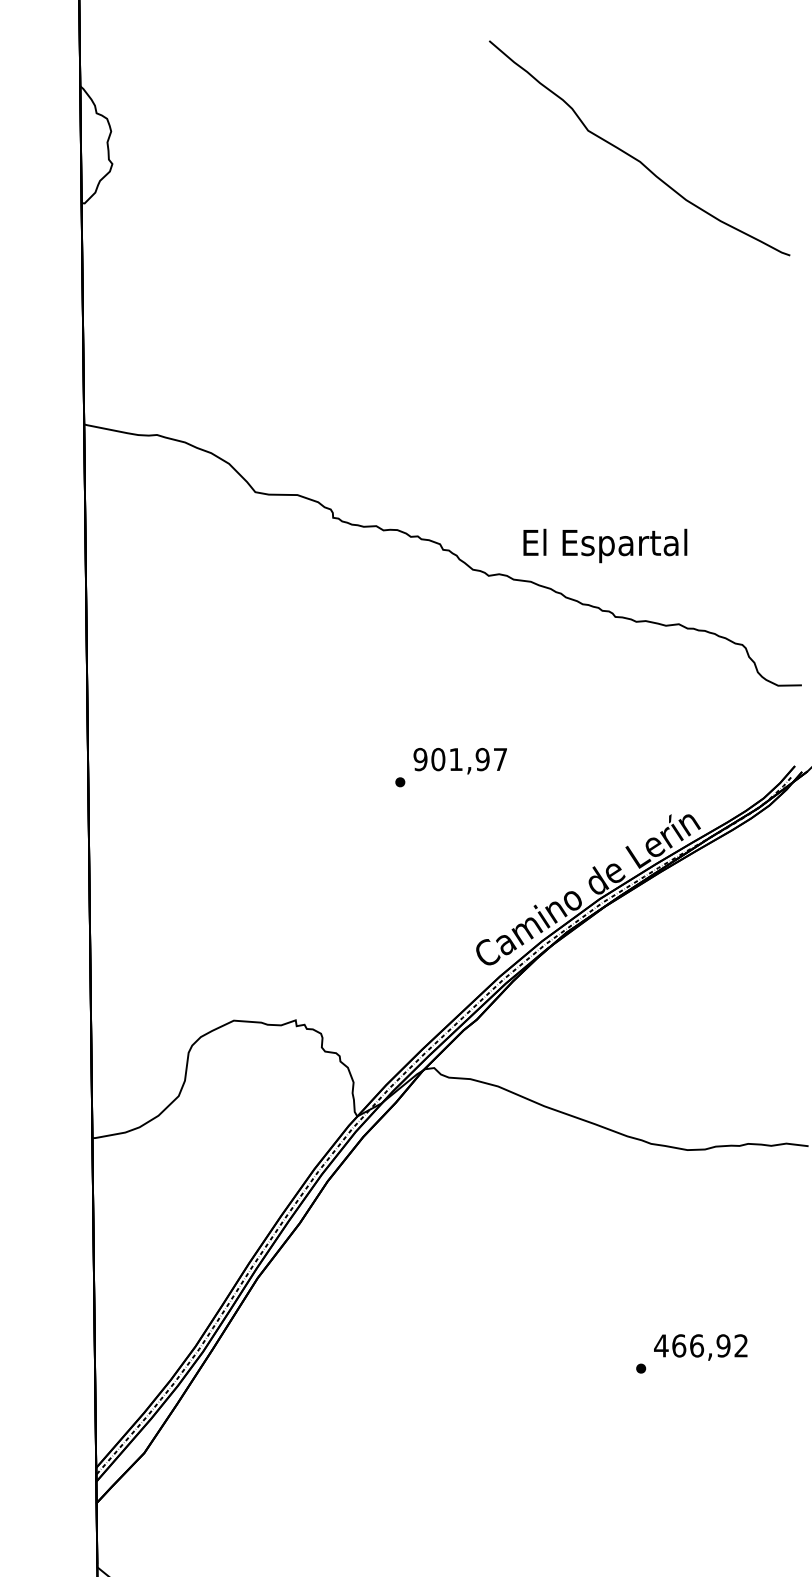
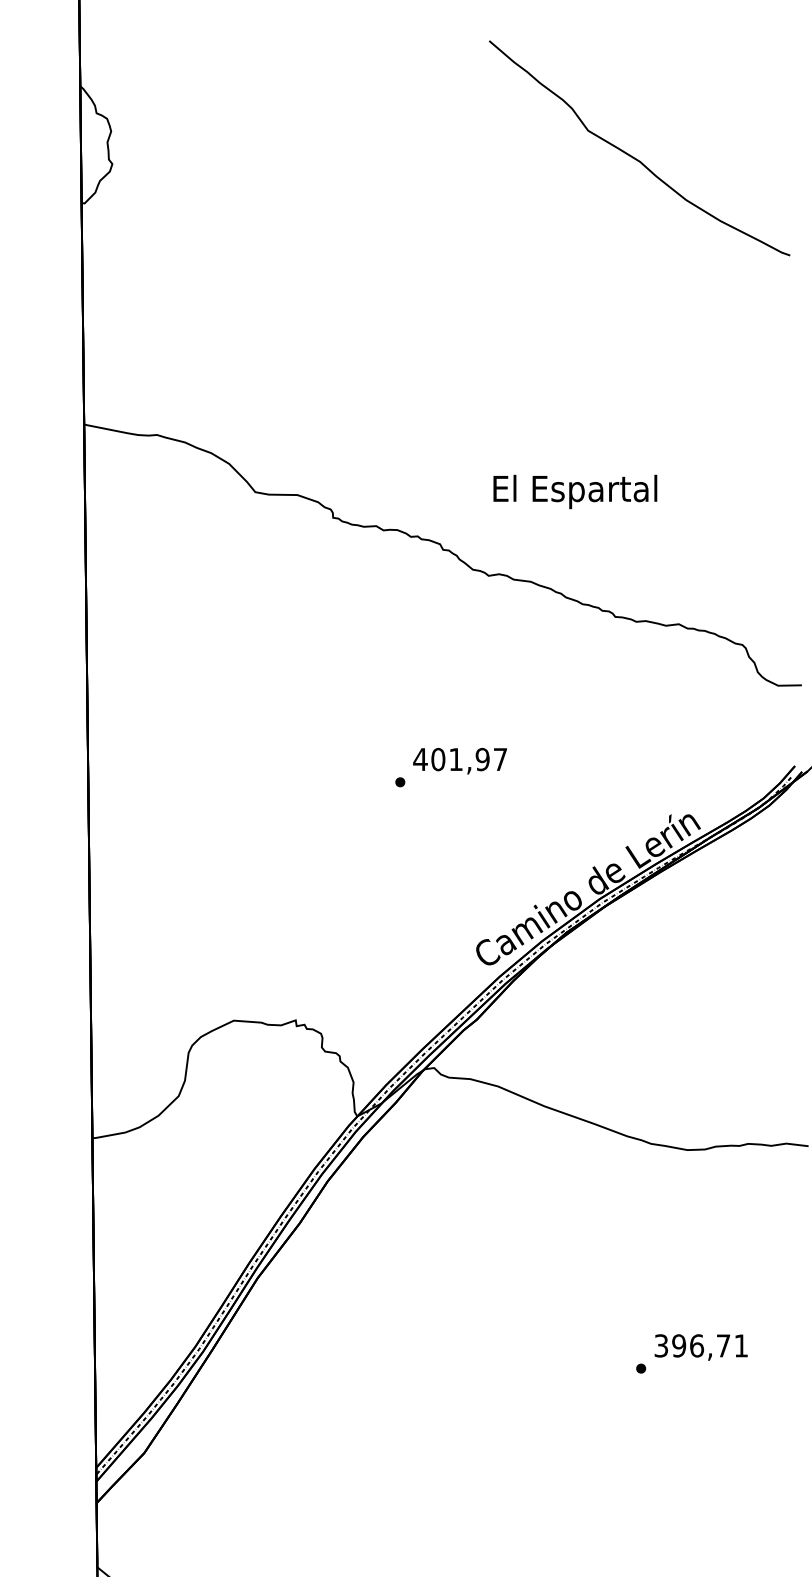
text position: (605, 545) -> (575, 491) (575, 491)
text: 901,97 -> 401,97 (420, 759)
text: 466,92 -> 396,71 (700, 1345)
